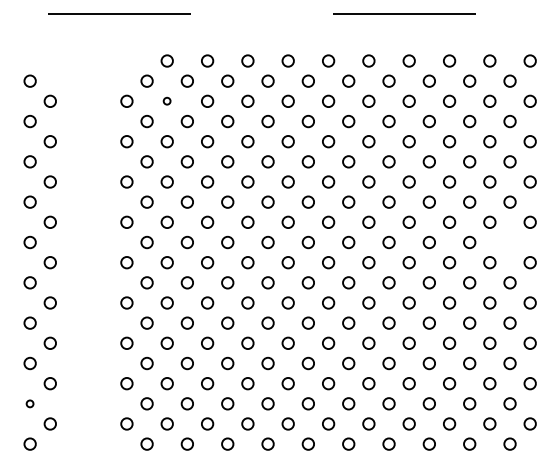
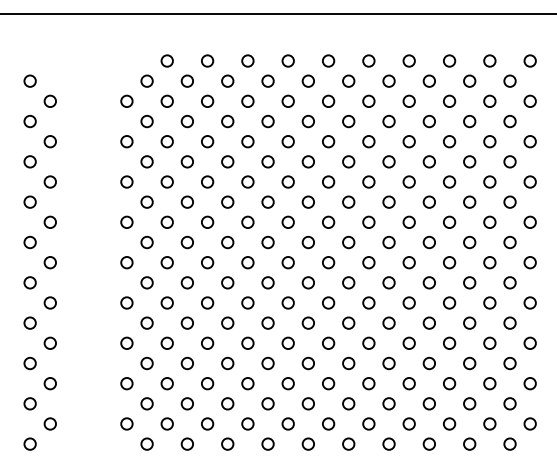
line: dashed -> solid (278, 14)
circle size: 10x10 px -> 14x14 px (166, 100)
circle: none -> present (509, 242)
circle size: 10x10 px -> 14x14 px (29, 403)
